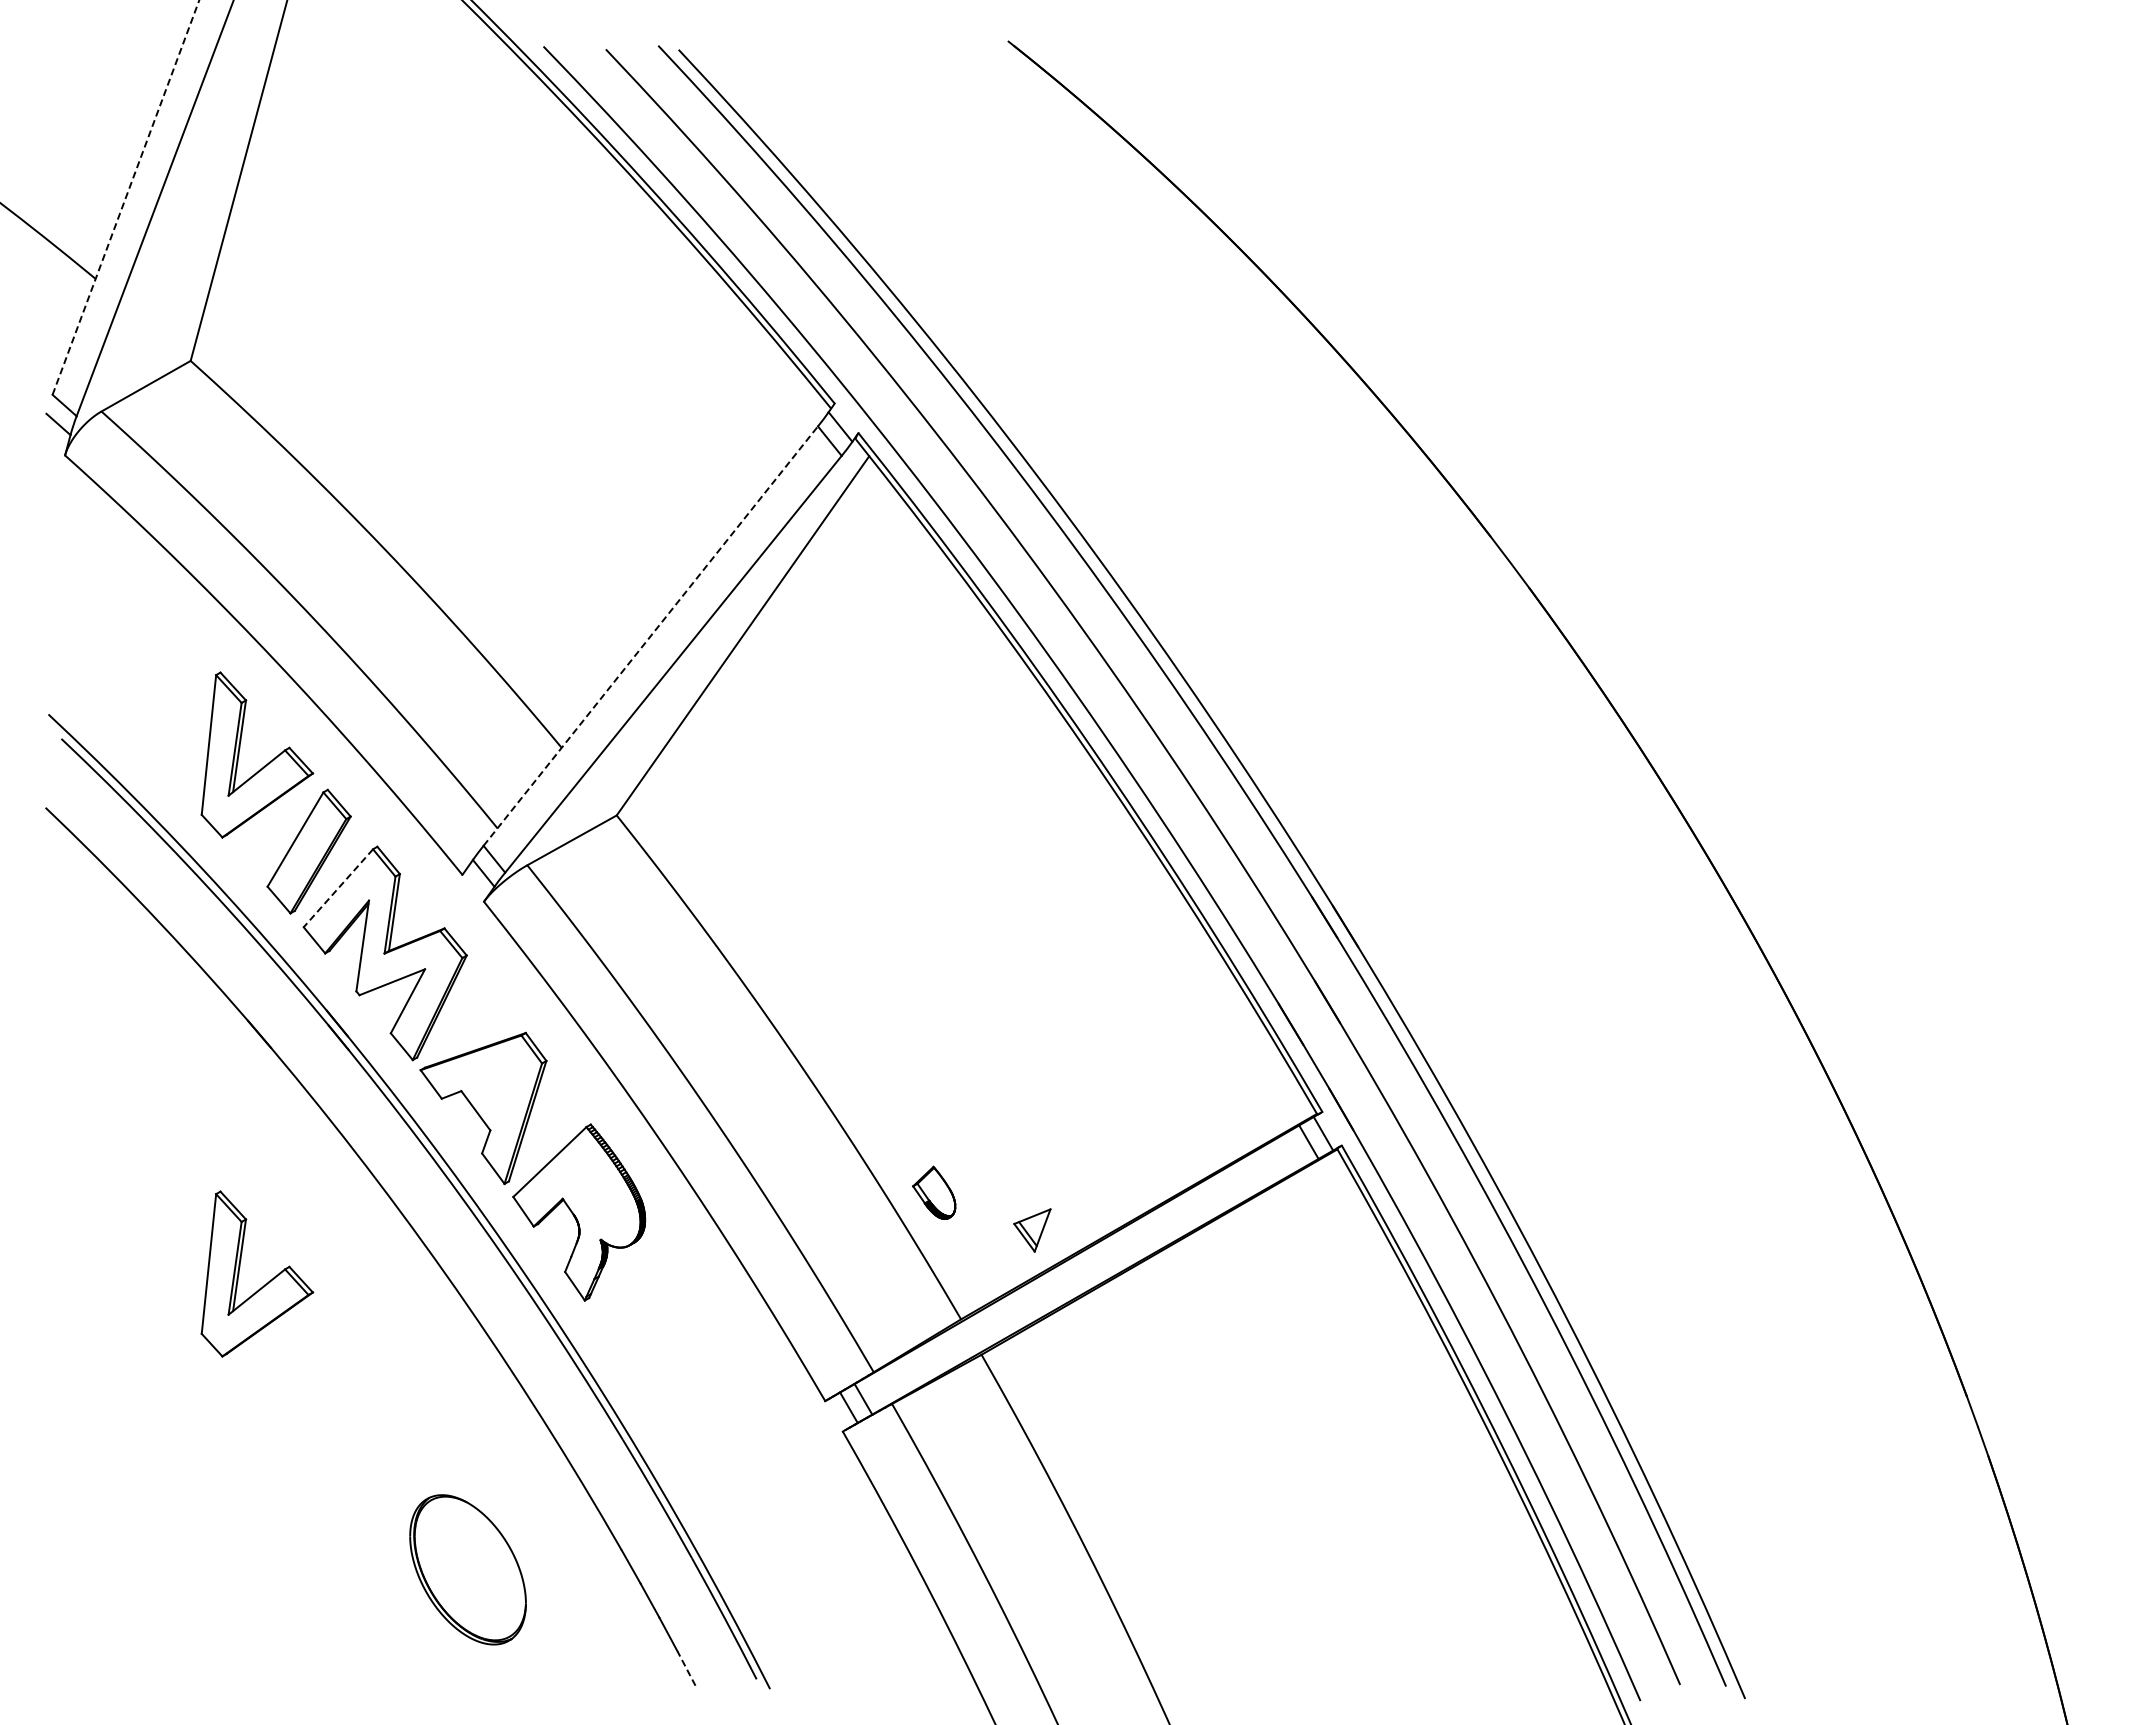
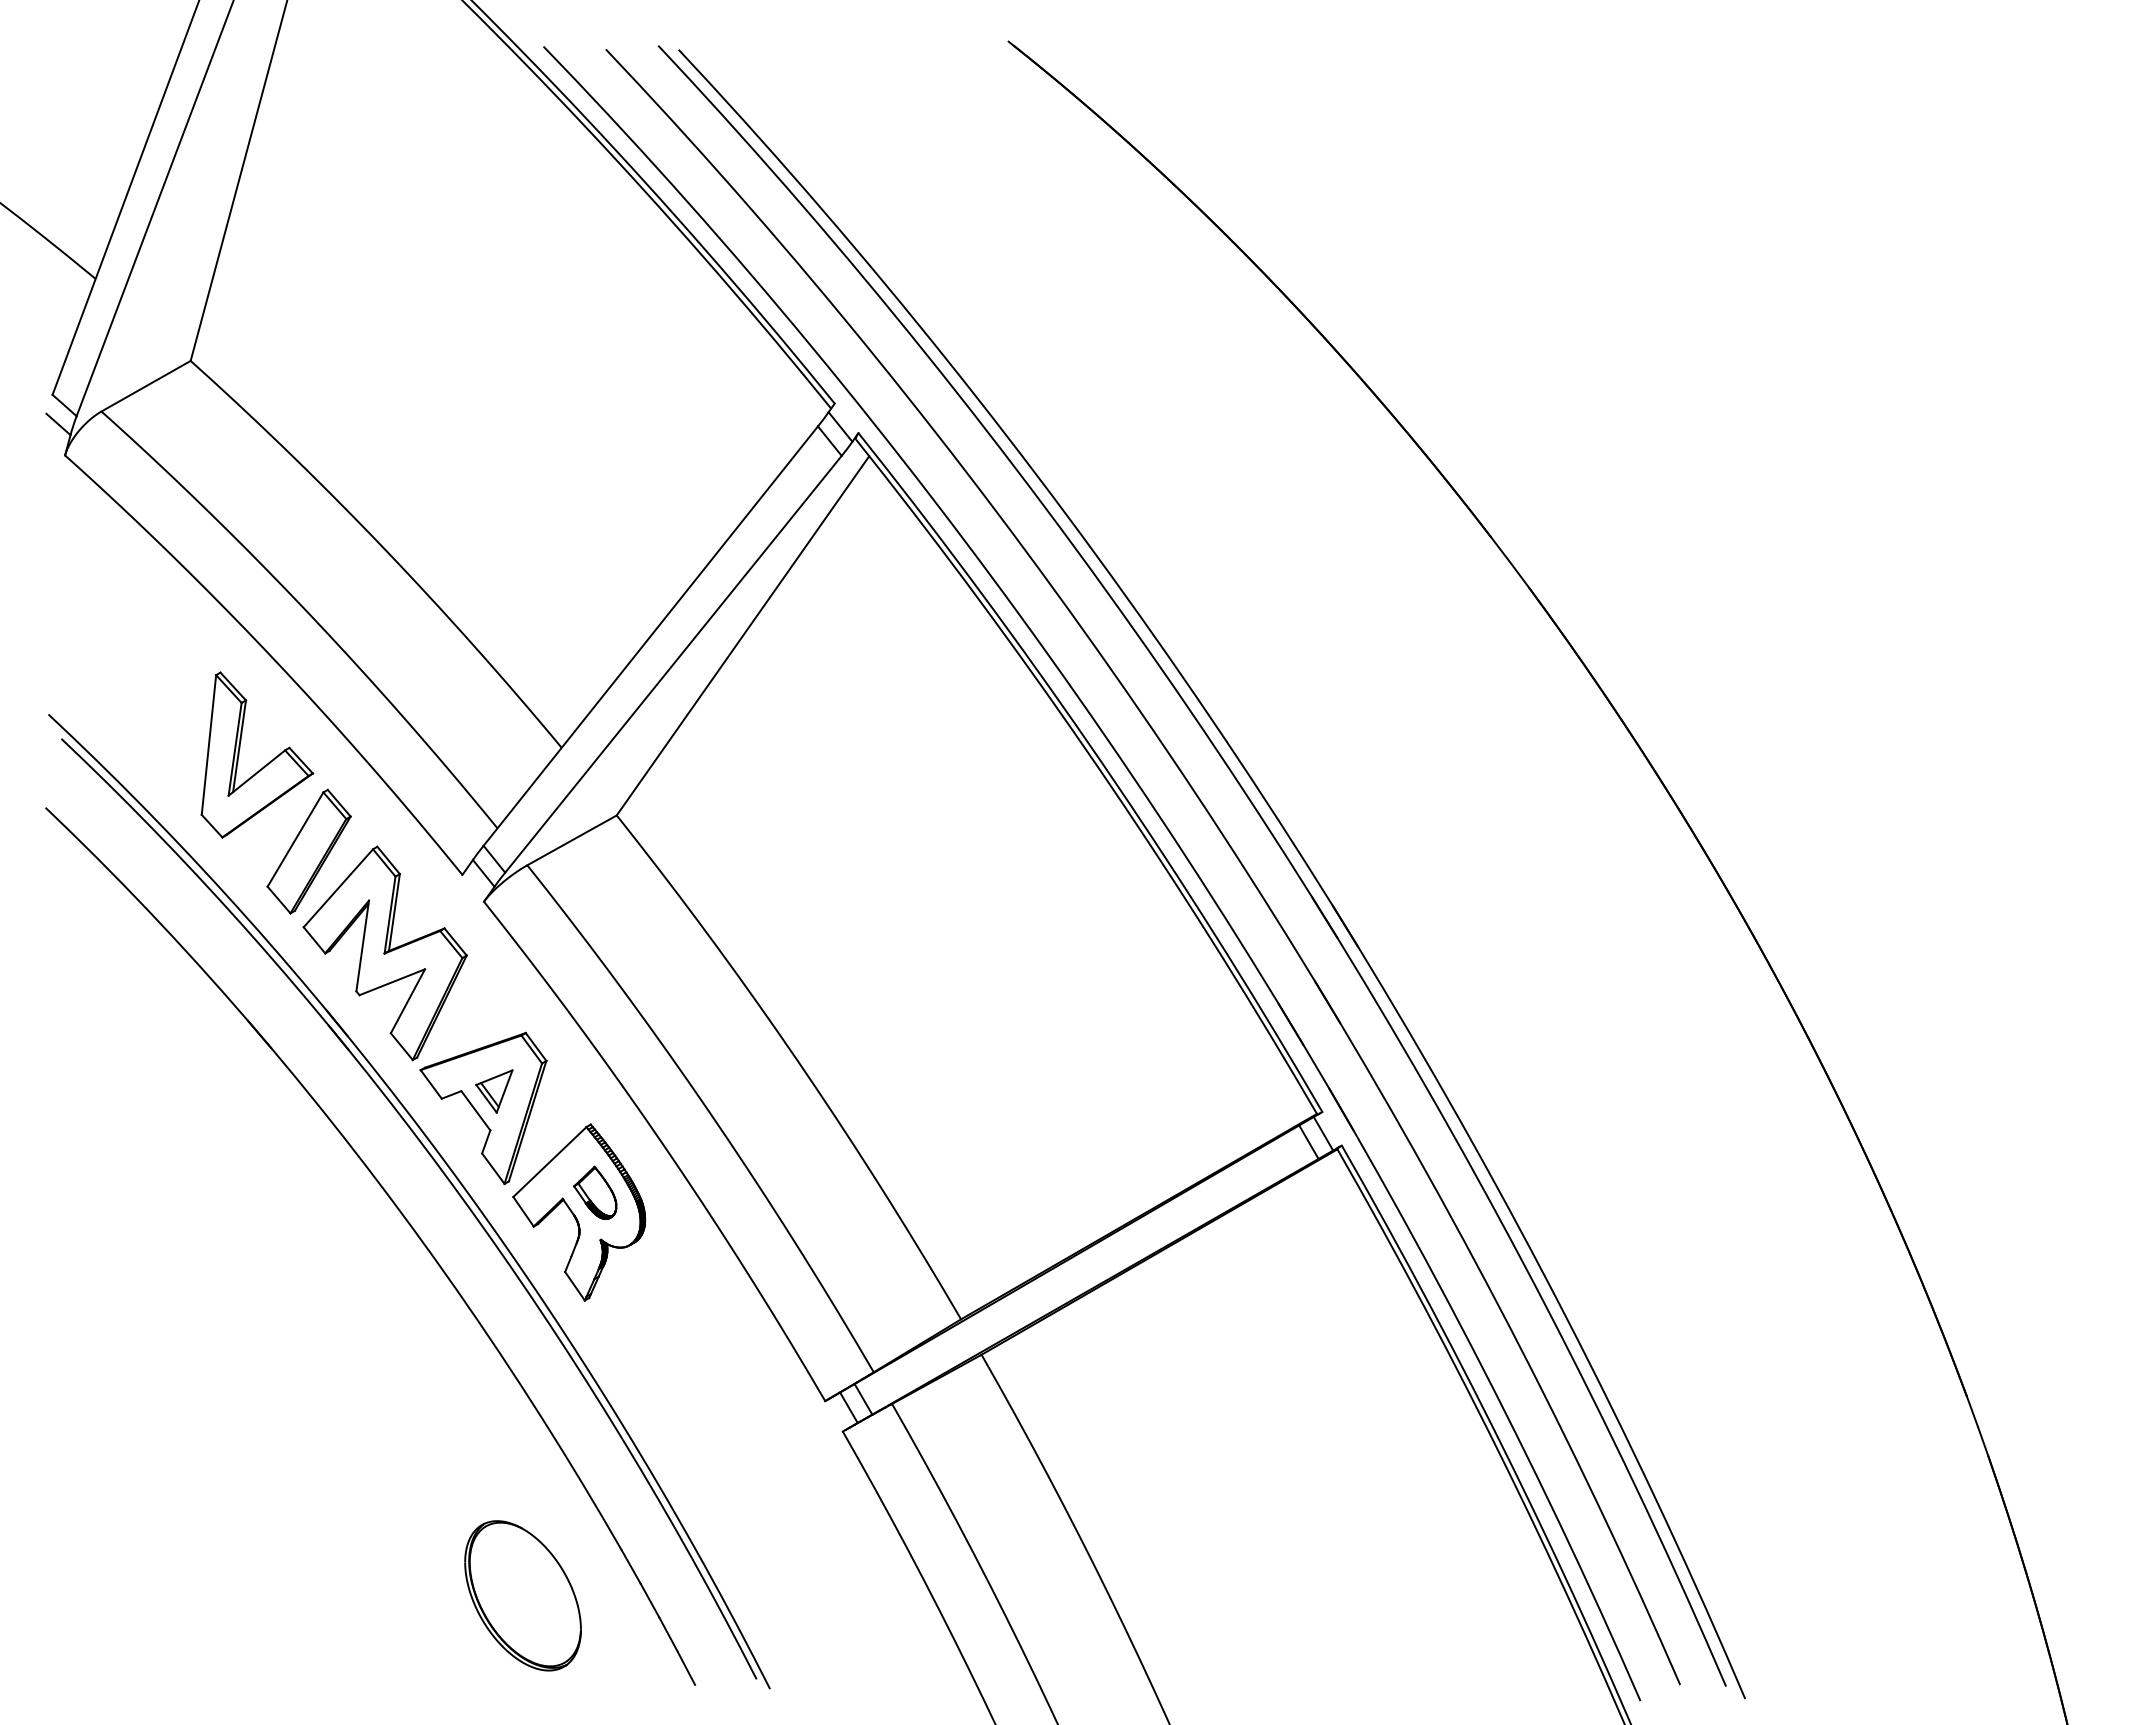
line: dashed -> solid (126, 197)
line: dashed -> solid (651, 635)
line: dashed -> solid (338, 888)
part position: (934, 1192) -> (595, 1192) (595, 1192)
part position: (1032, 1230) -> (494, 1091) (494, 1091)
part: present -> none (265, 1283)
part position: (467, 1569) -> (522, 1595) (522, 1595)
line: dashed -> solid (686, 1668)
